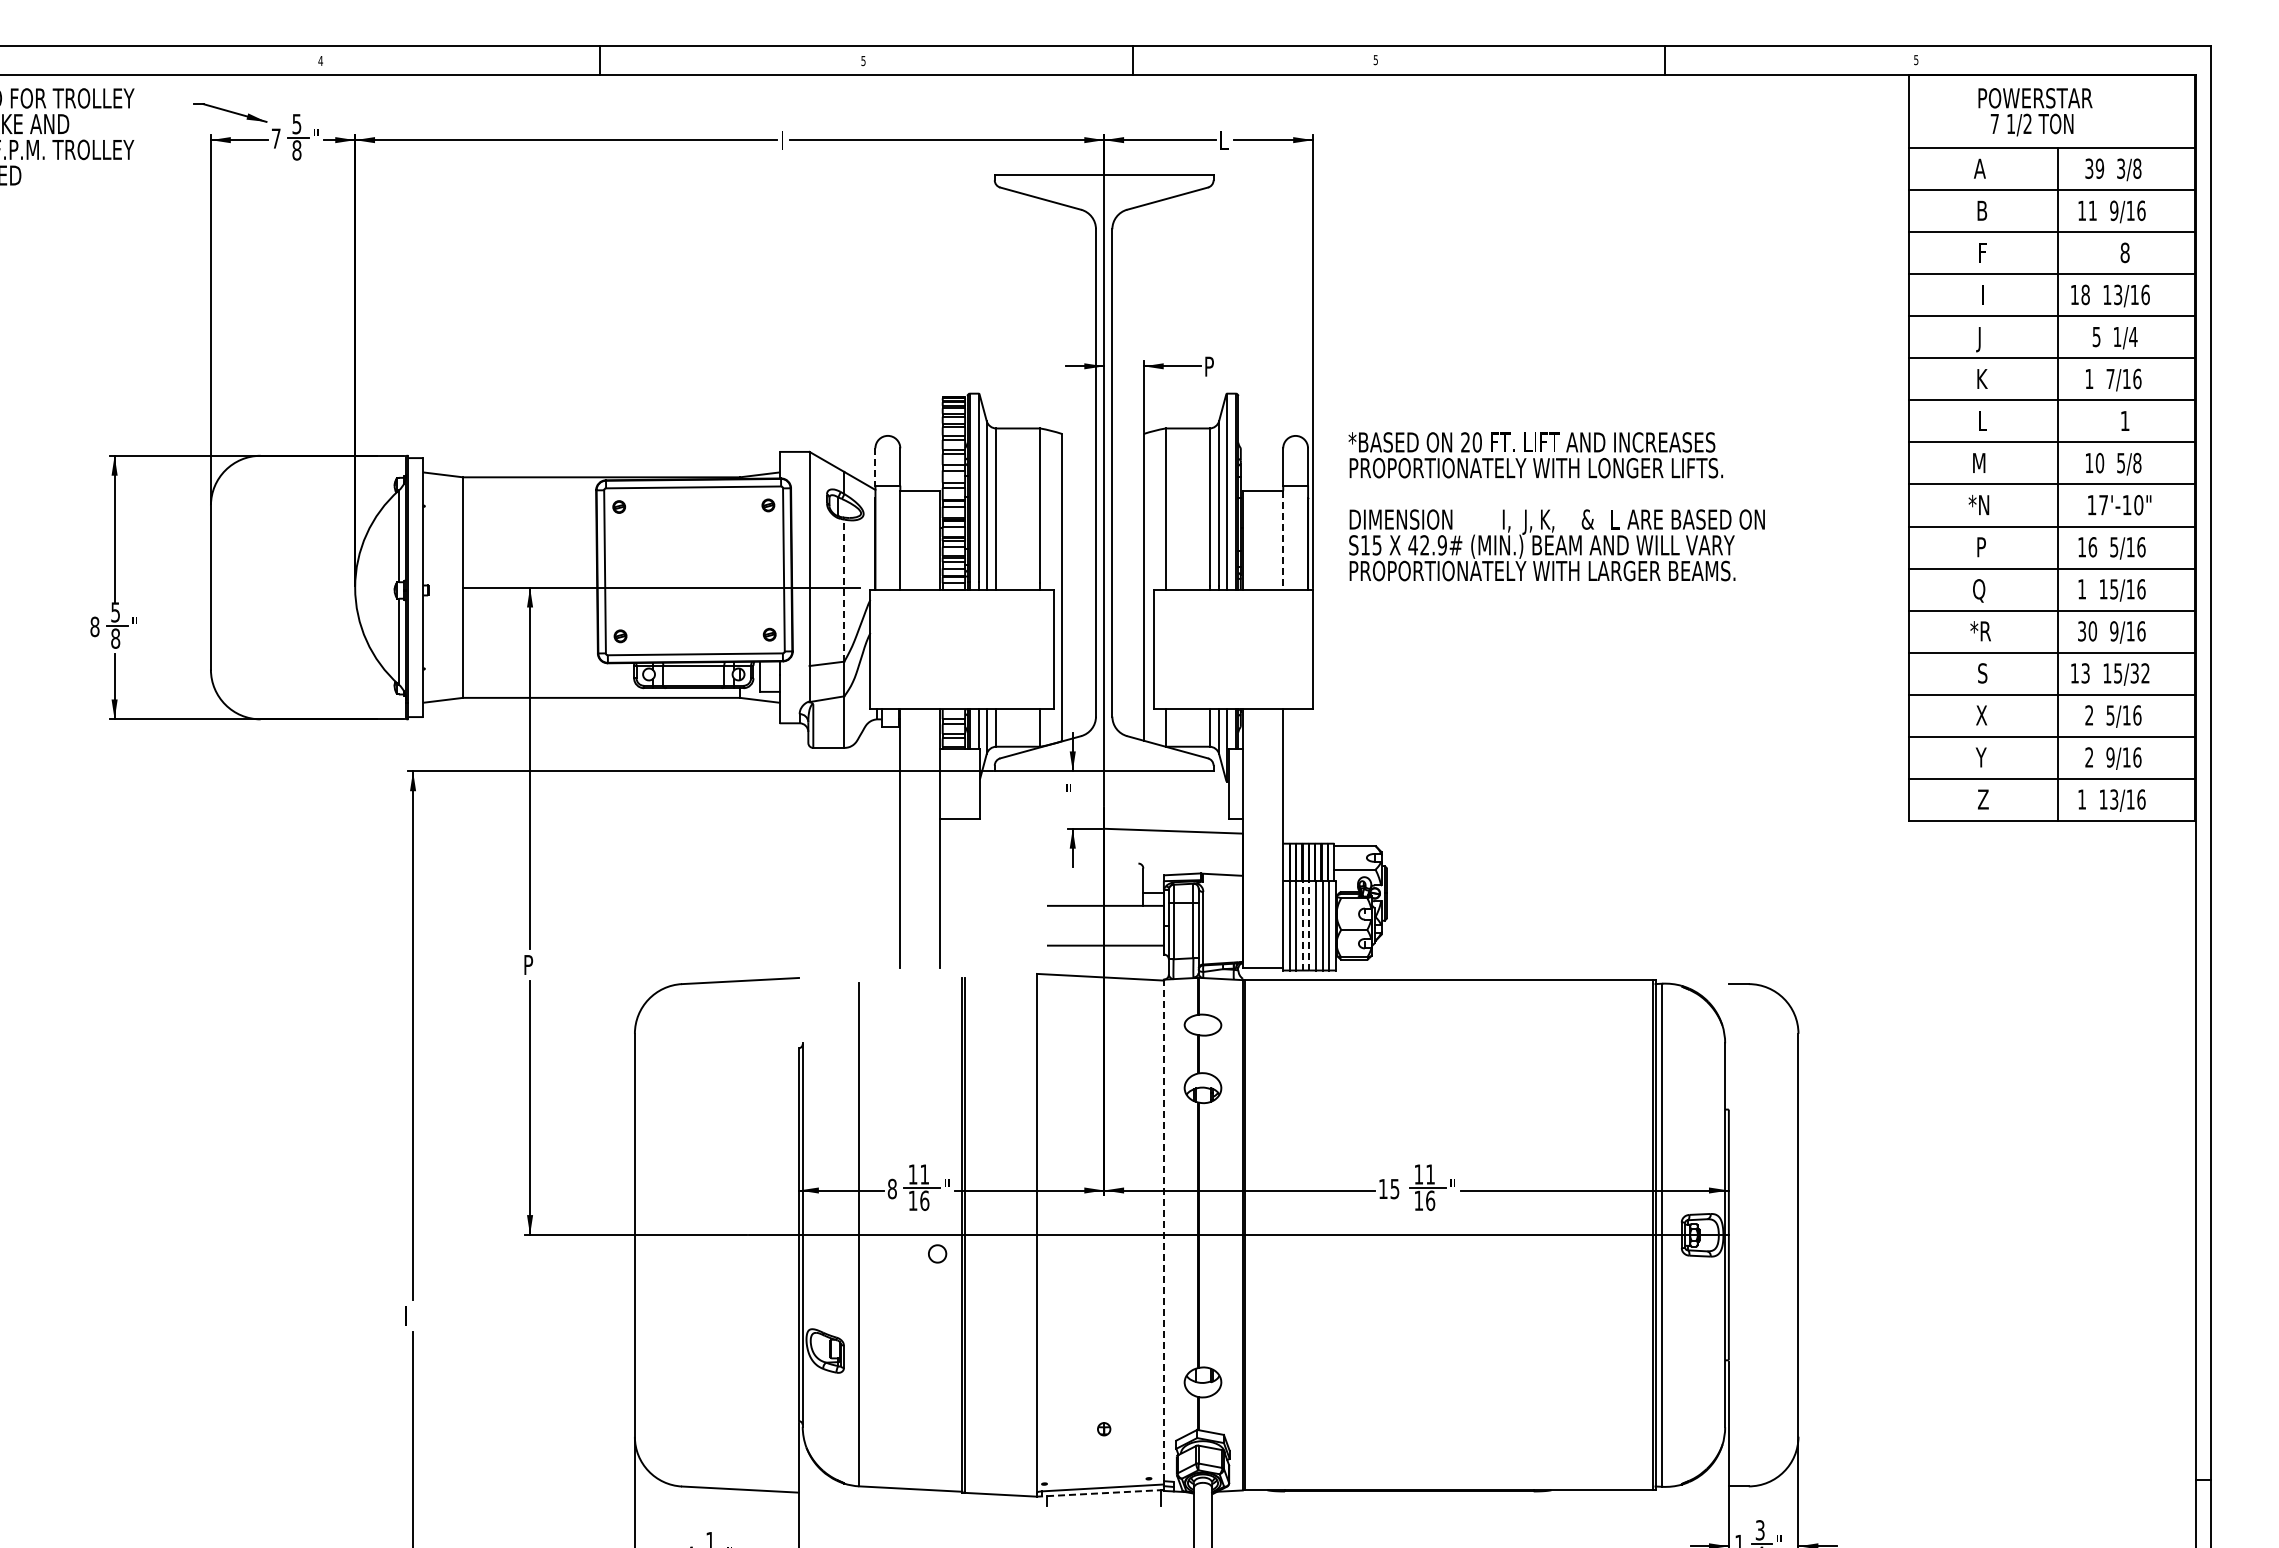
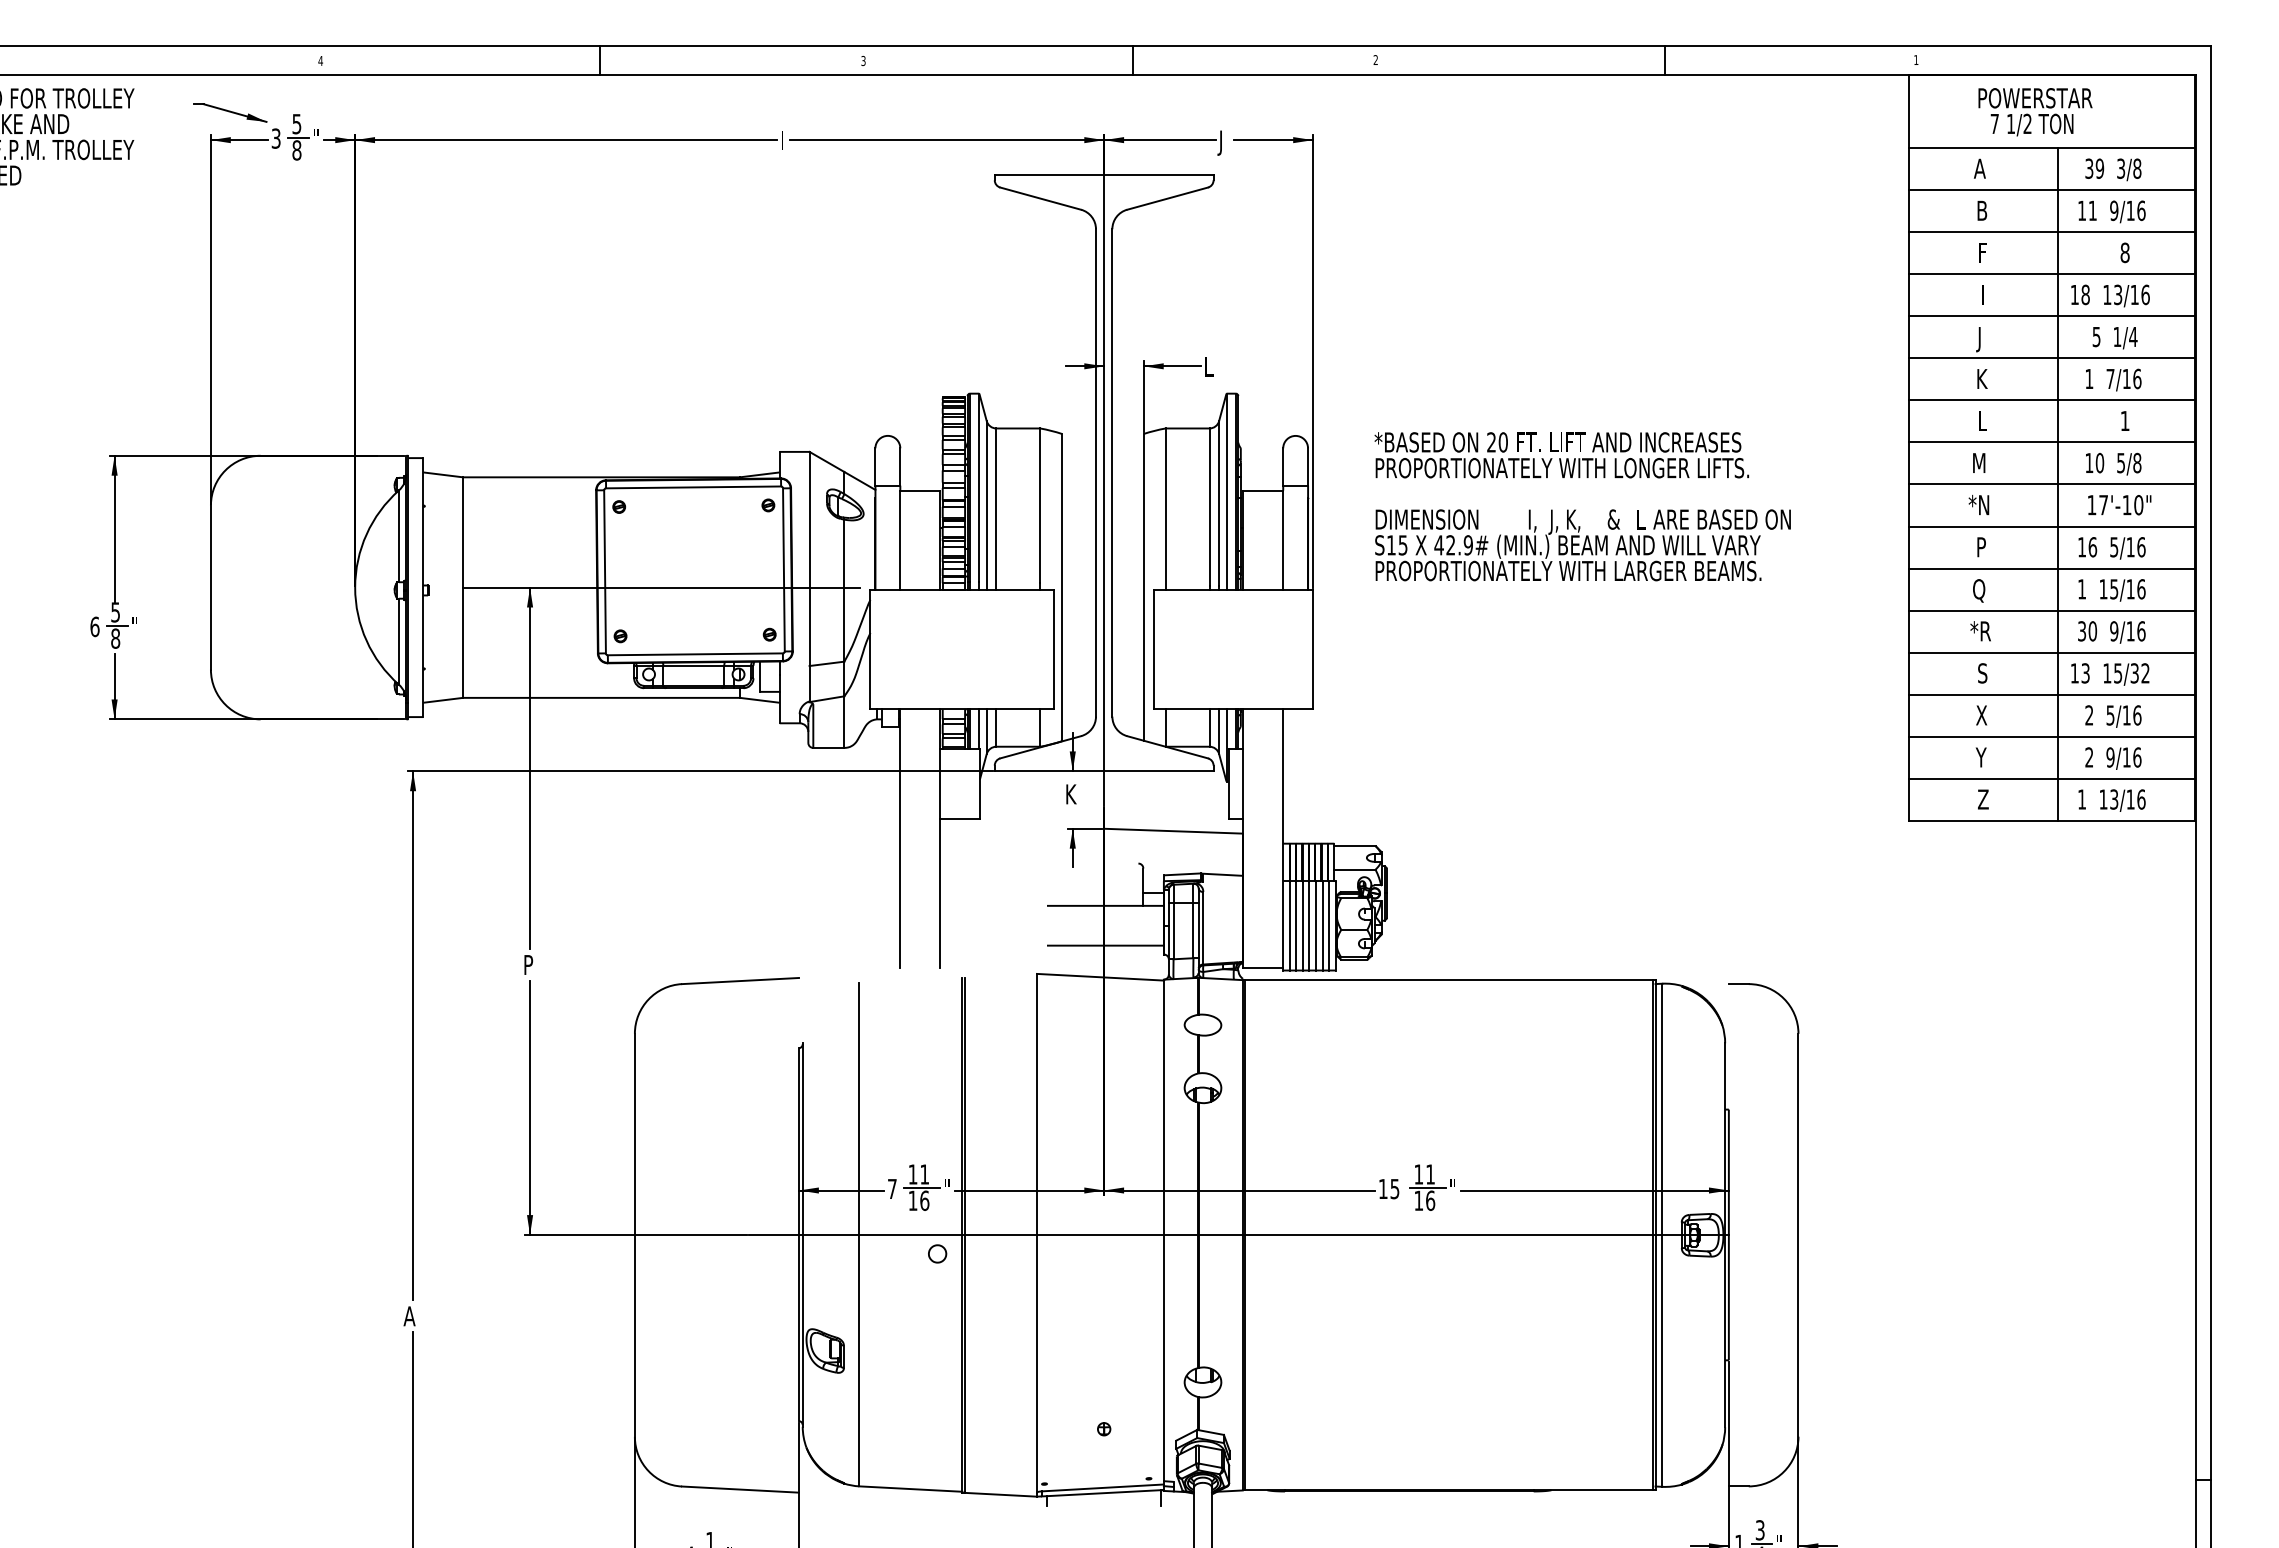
text: 5 -> 3 (863, 59)
text: 5 -> 2 (1375, 60)
text: 5 -> 1 (1916, 60)
text: 7 -> 3 (275, 138)
text: L -> J (1222, 142)
text: P -> L (1209, 366)
line: dashed -> solid (875, 466)
text position: (1556, 506) -> (1582, 506) (1582, 506)
line: dashed -> solid (1283, 540)
line: dashed -> solid (844, 590)
text: 8 -> 6 (94, 626)
text: " -> K (1071, 794)
line: dashed -> solid (1302, 925)
line: dashed -> solid (1309, 925)
text: 8 -> 7 (891, 1188)
line: dashed -> solid (1163, 1230)
text: I -> A (409, 1316)
line: dashed -> solid (1102, 1493)
